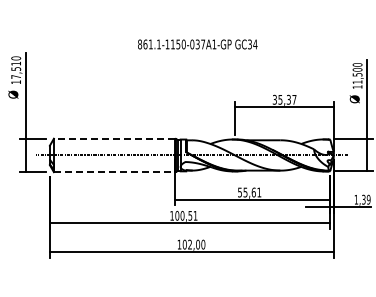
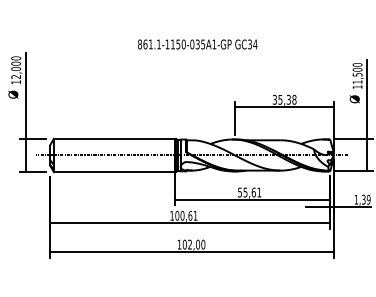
text: 861.1-1150-037A1-GP -> 861.1-1150-035A1-GP (203, 44)
text: 17,510 -> 12,000 (16, 69)
text: 35,37 -> 35,38 (294, 99)
line: dashed -> solid (114, 138)
line: dashed -> solid (114, 172)
text: 100,51 -> 100,61 (190, 215)
